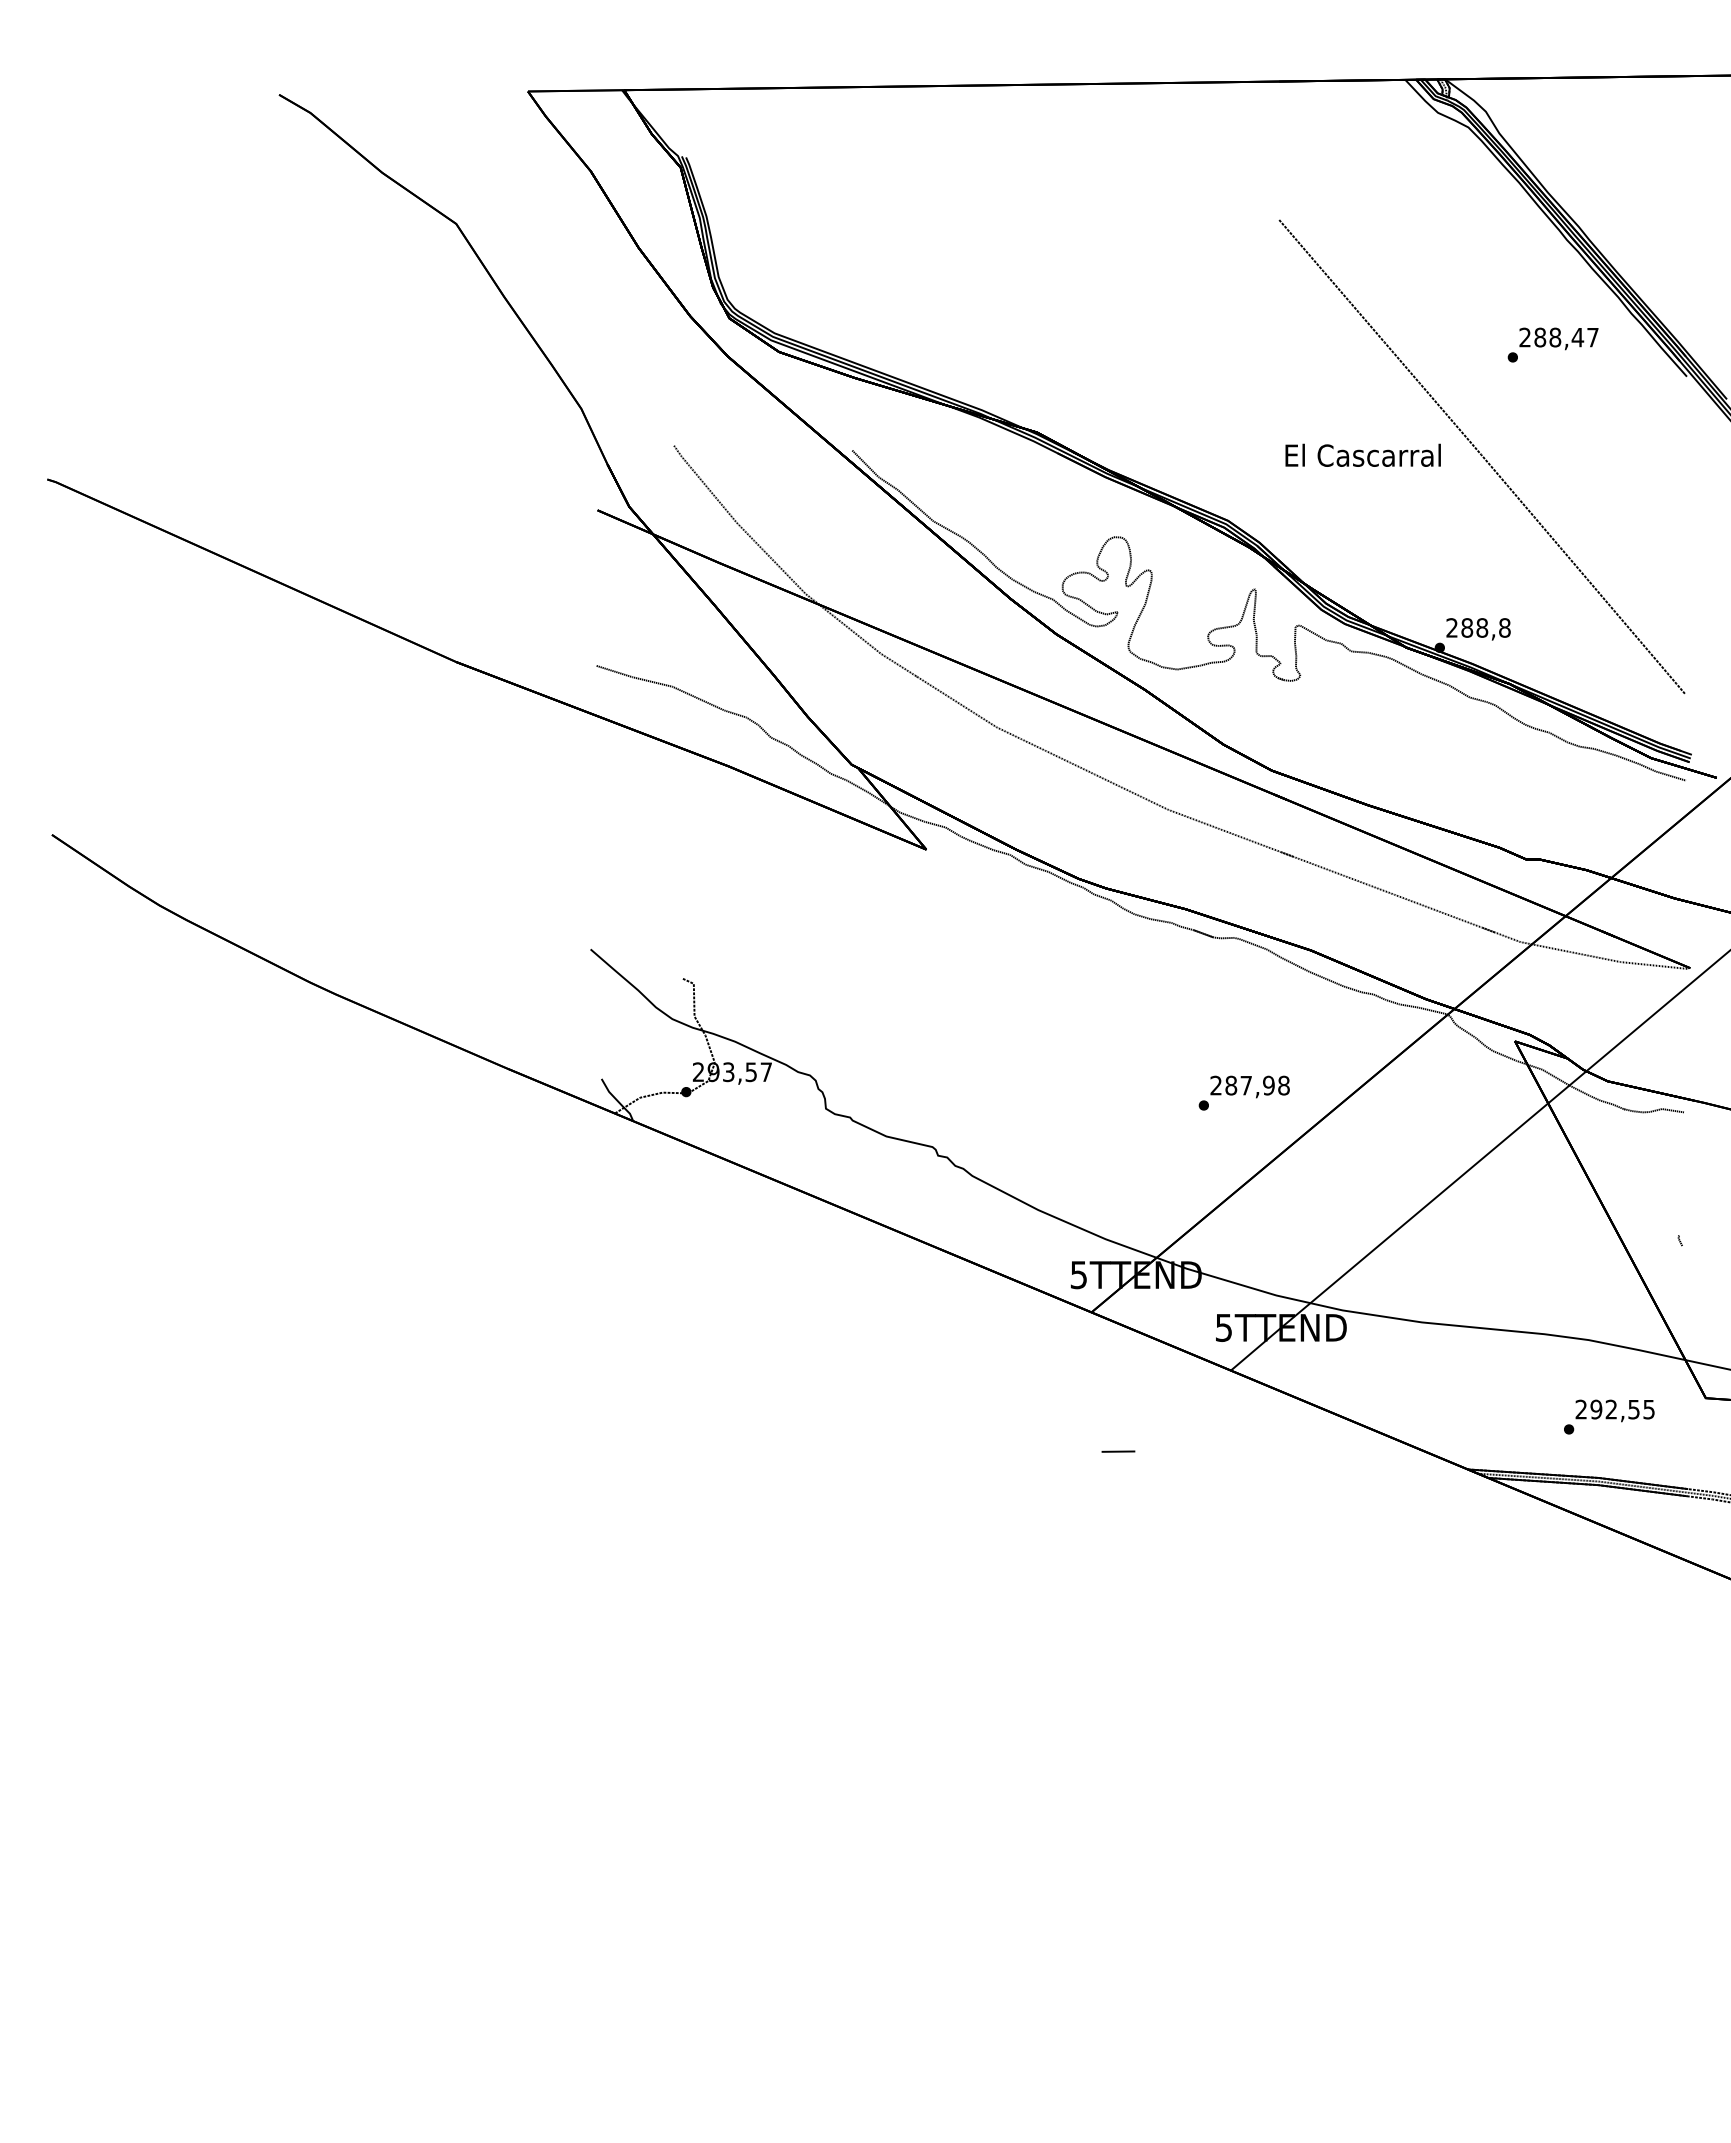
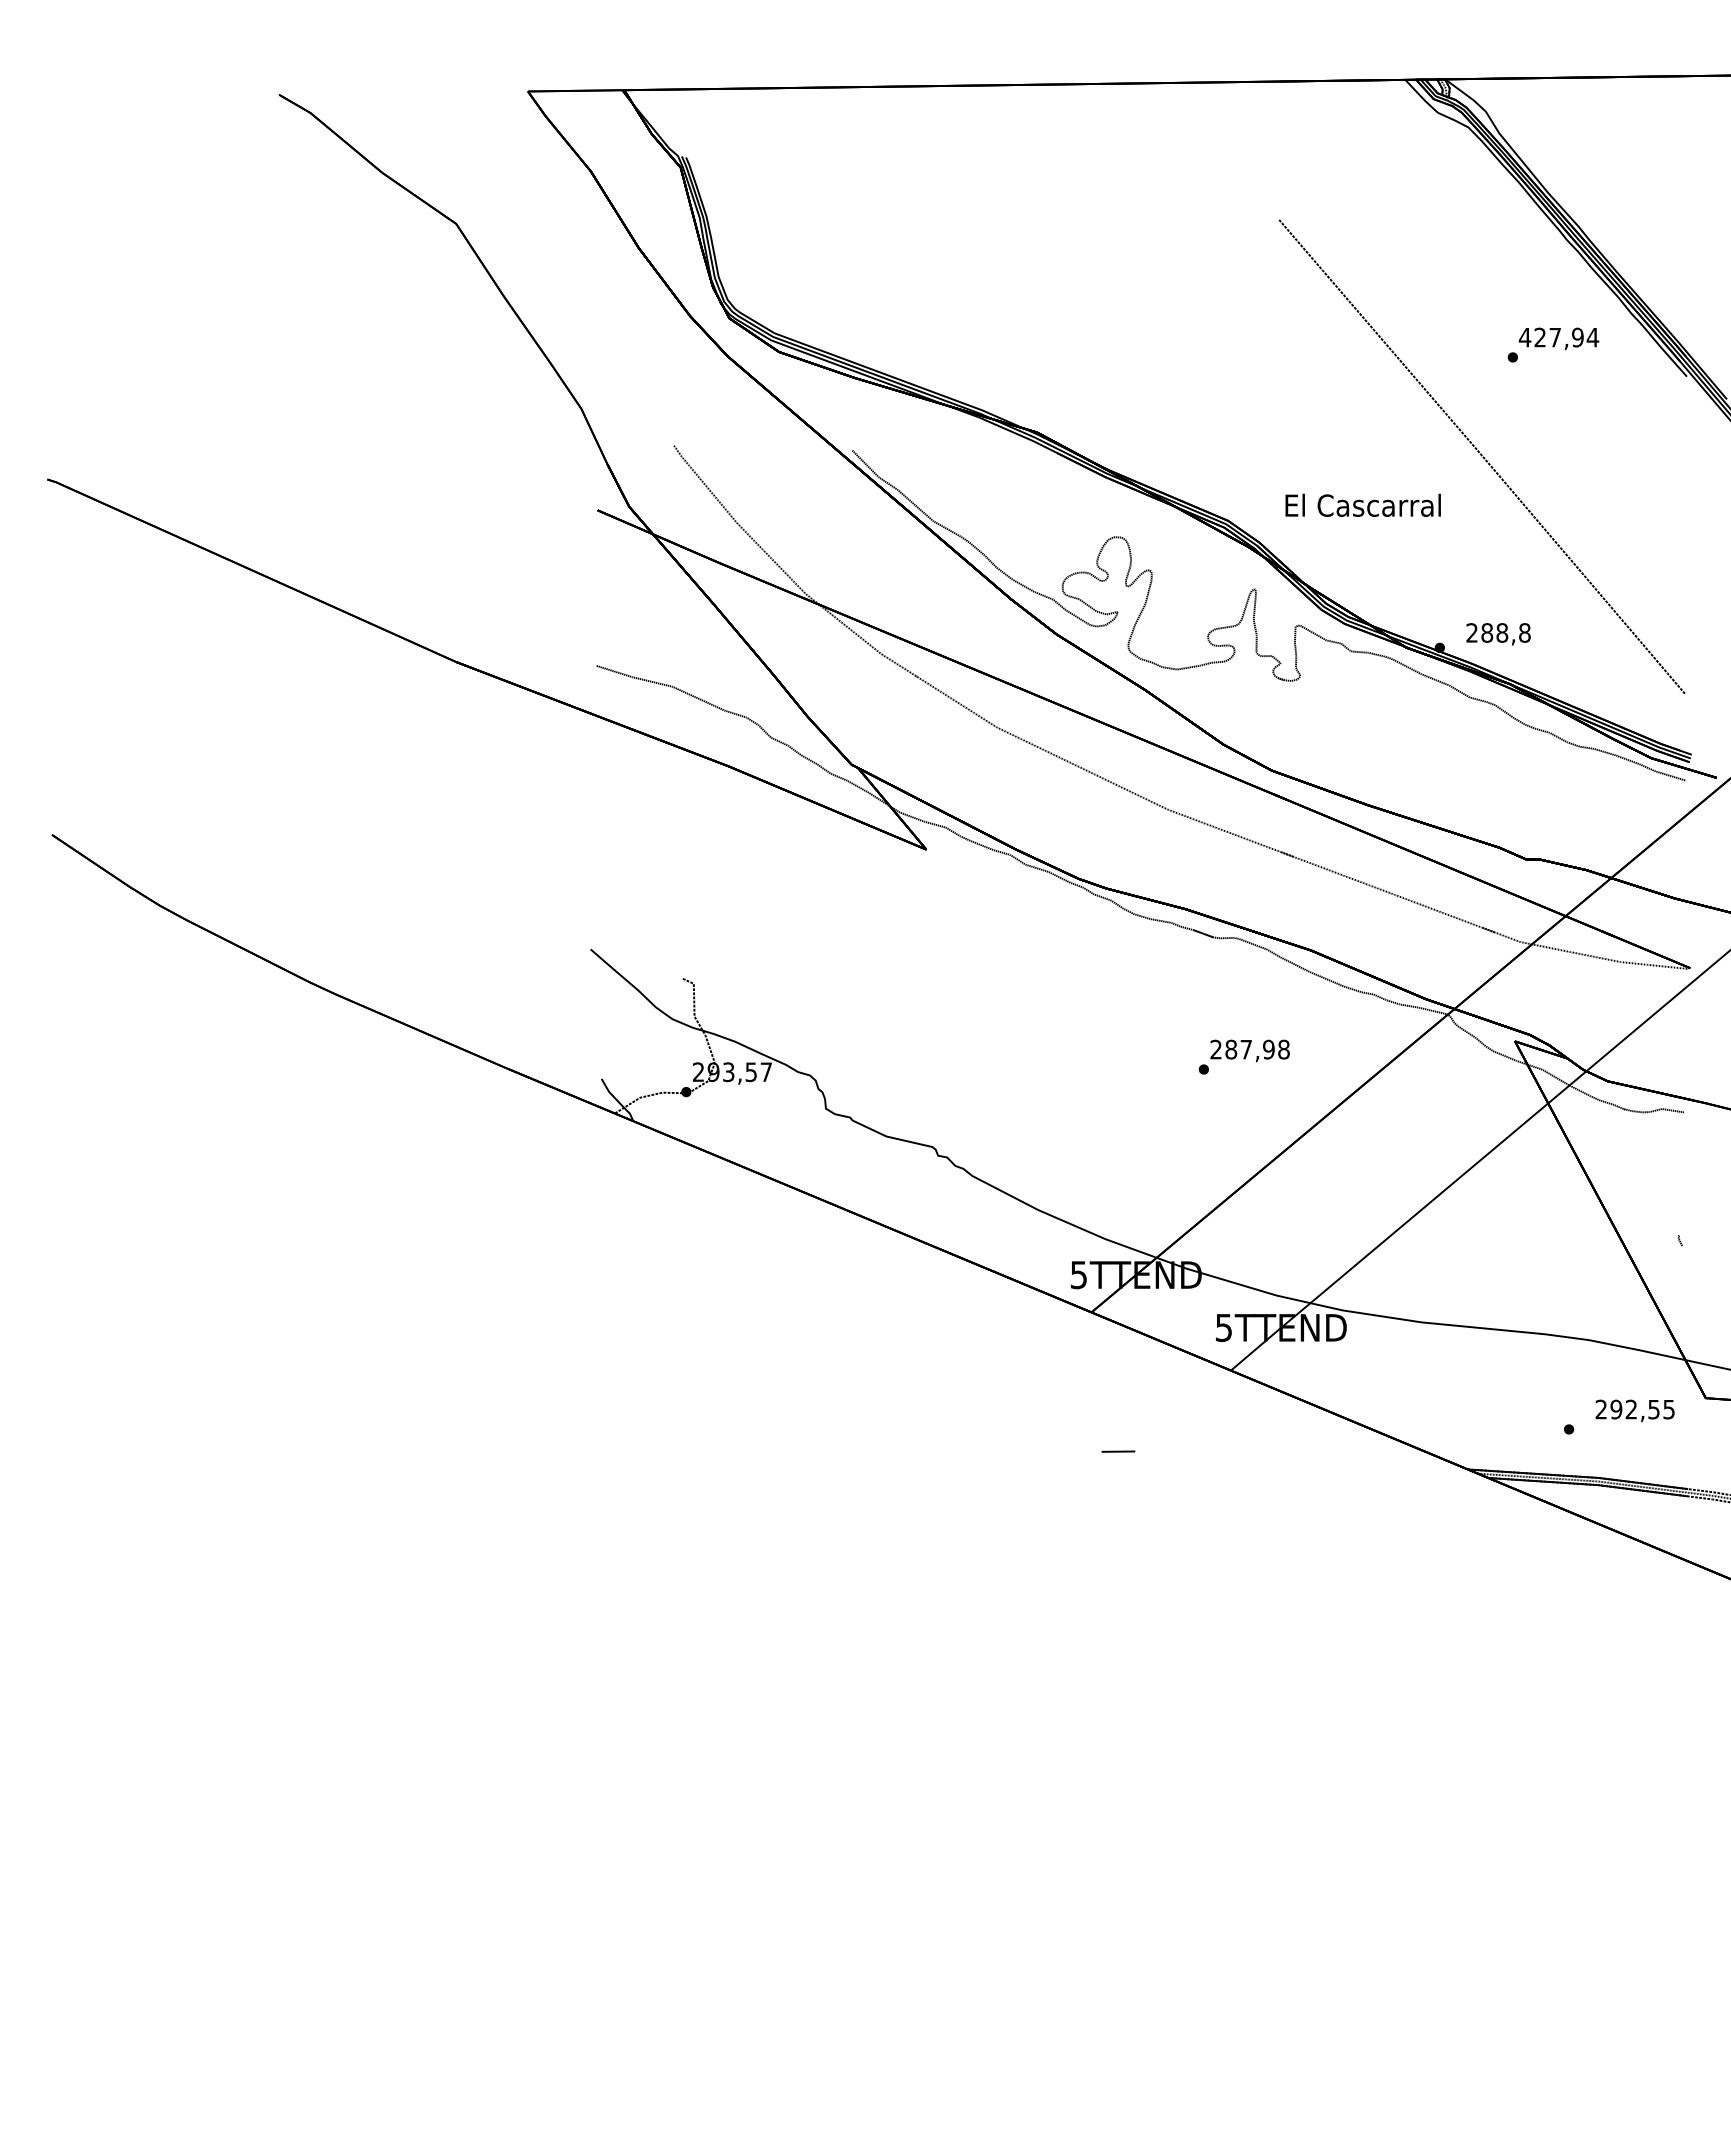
text: 288,47 -> 427,94 (1558, 337)
text position: (1362, 454) -> (1362, 504) (1362, 504)
text position: (1478, 629) -> (1498, 634) (1498, 634)
text position: (1243, 1092) -> (1243, 1056) (1243, 1056)
text position: (1614, 1410) -> (1634, 1410) (1634, 1410)
